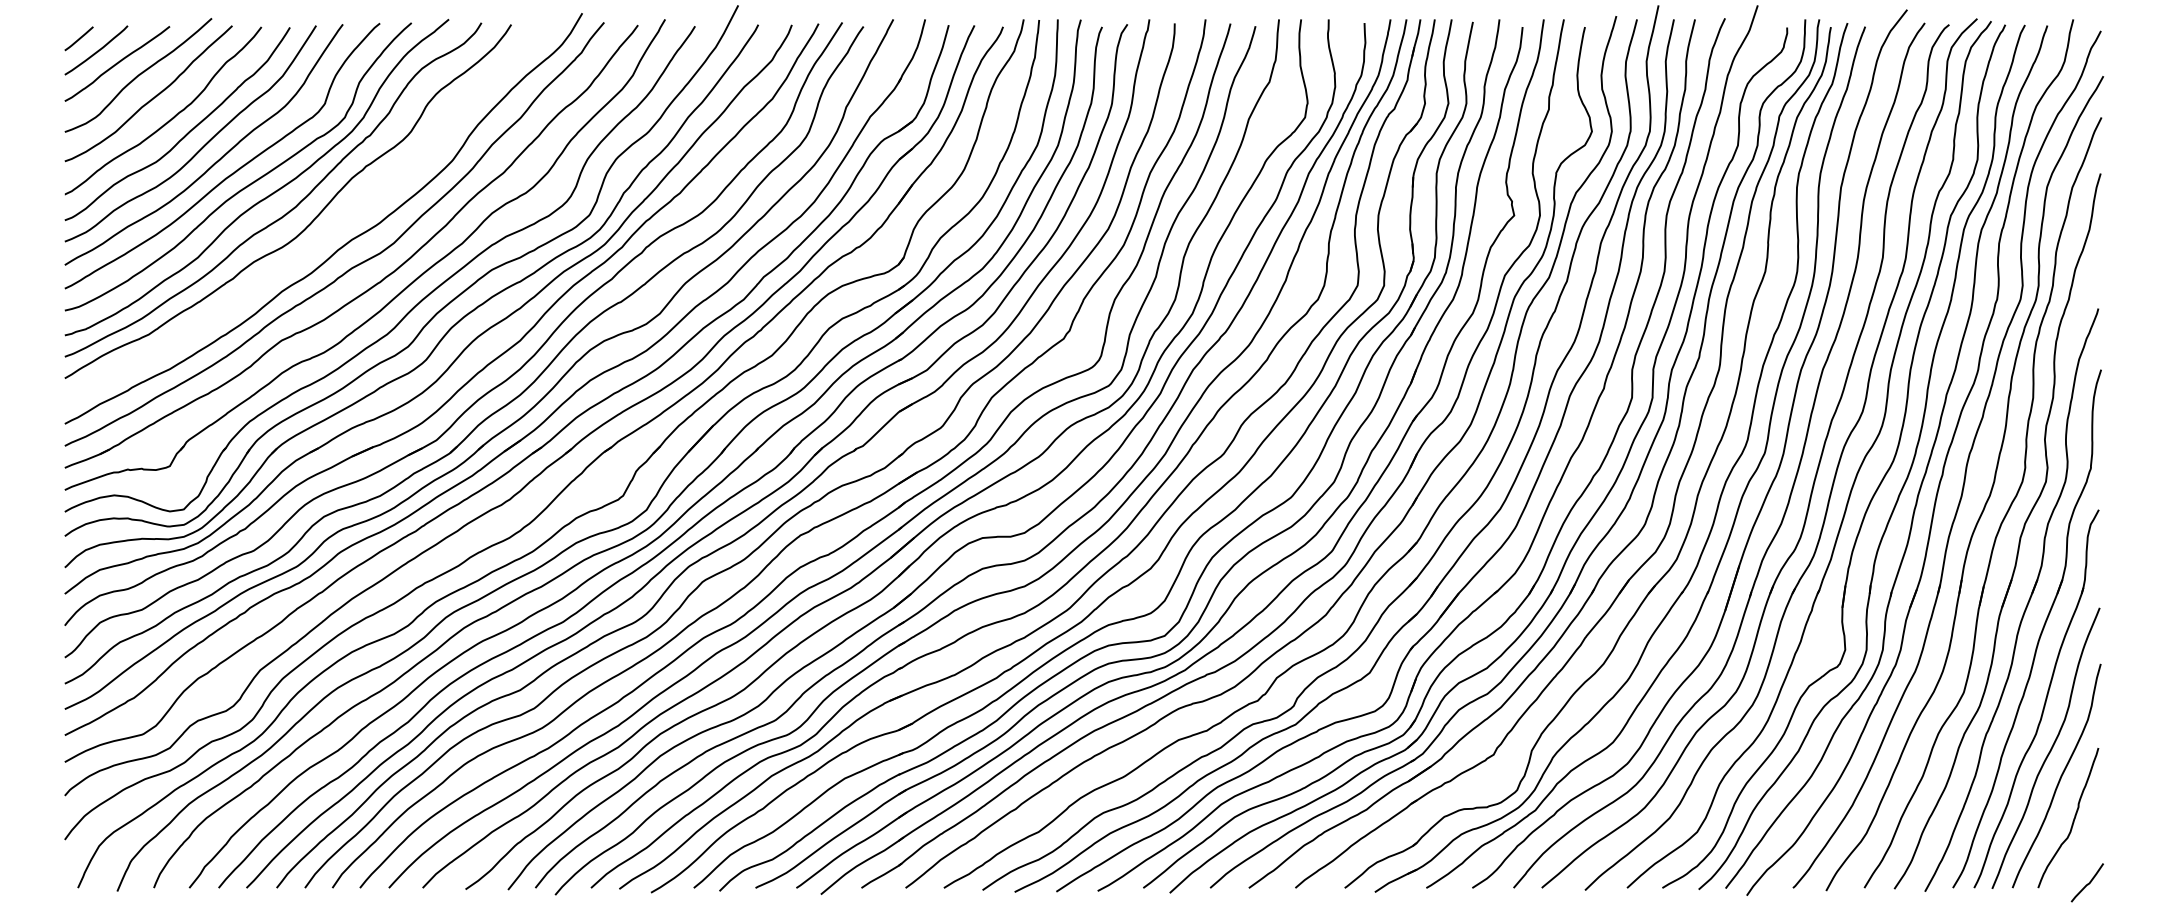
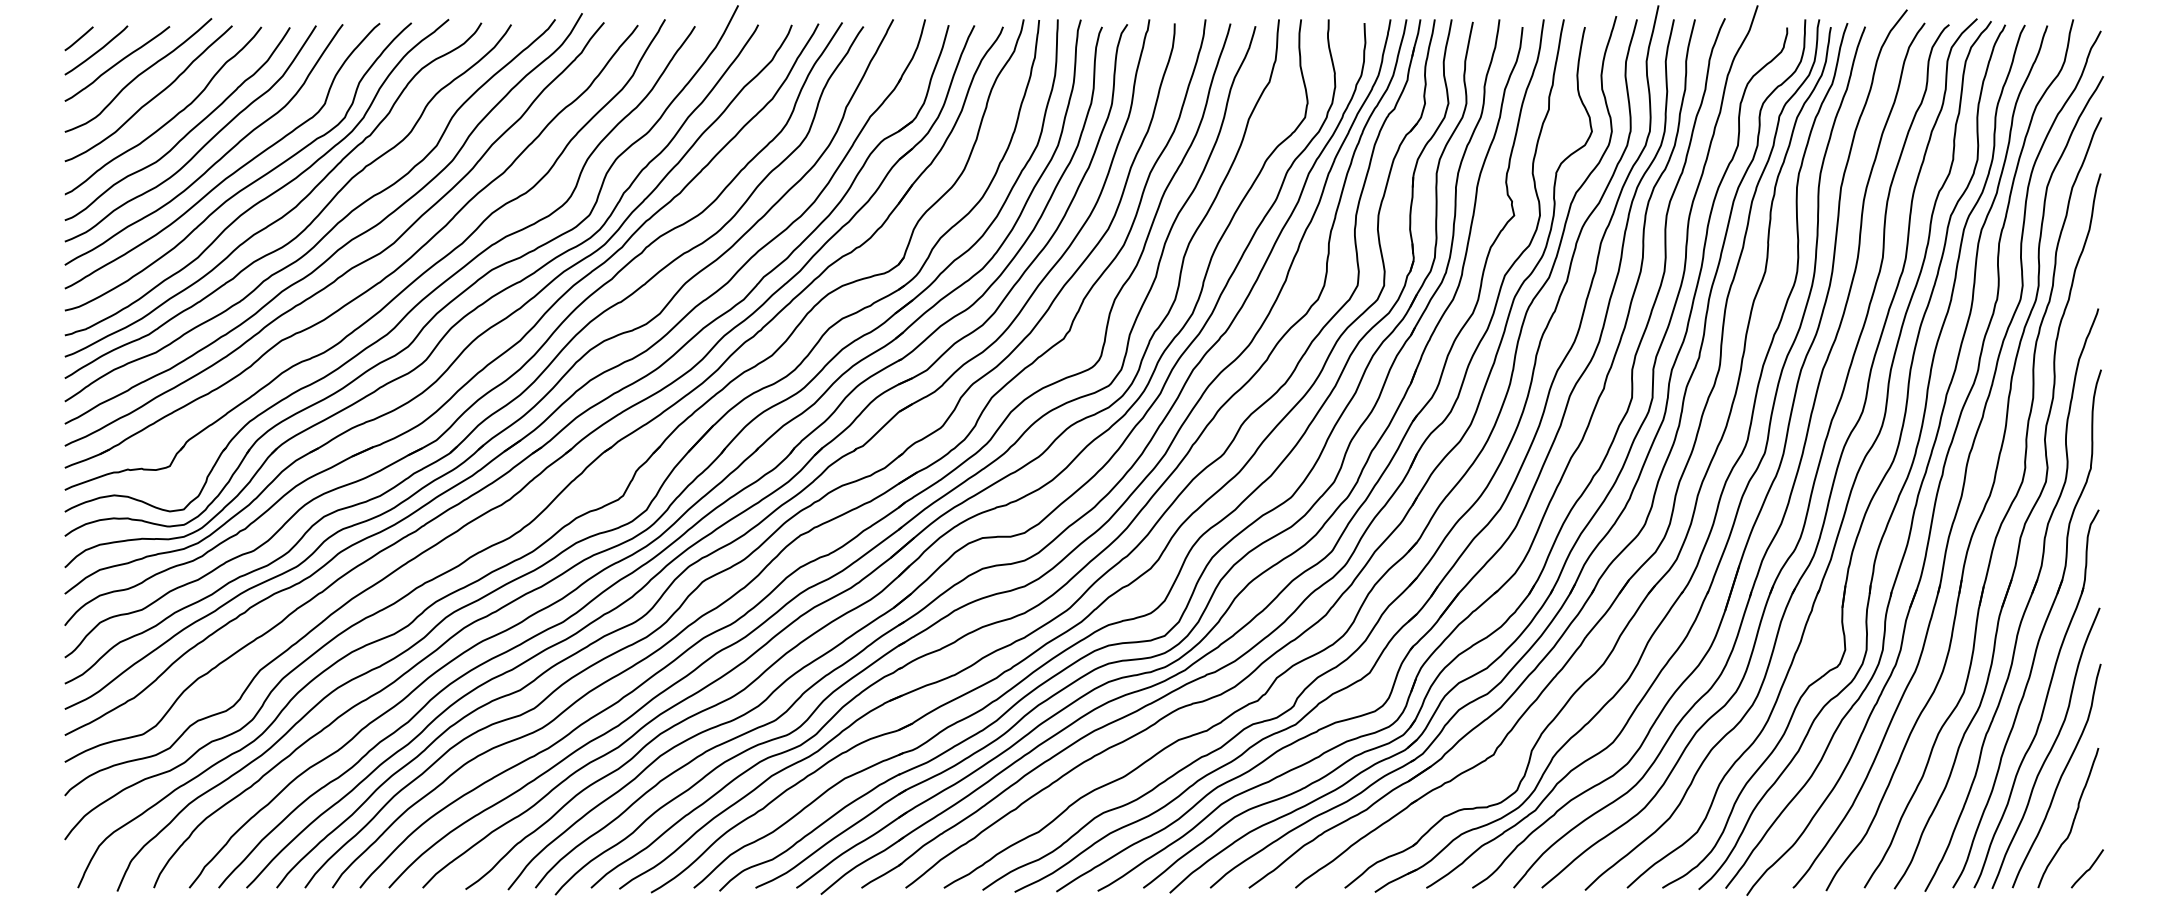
curve: none -> present (329, 230)
curve position: (2087, 883) -> (2087, 869) (2087, 869)
